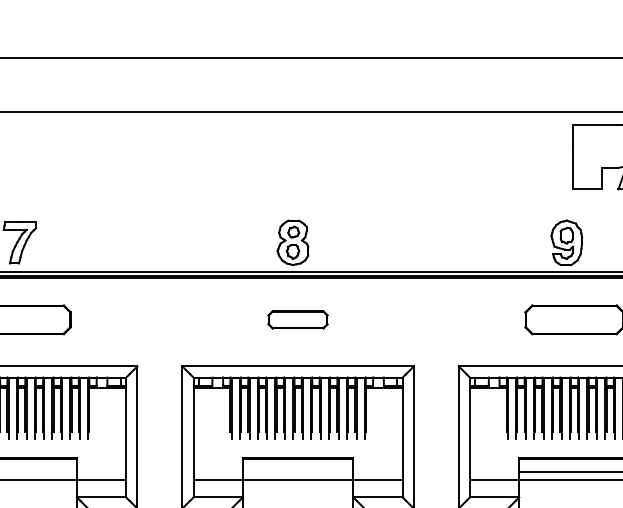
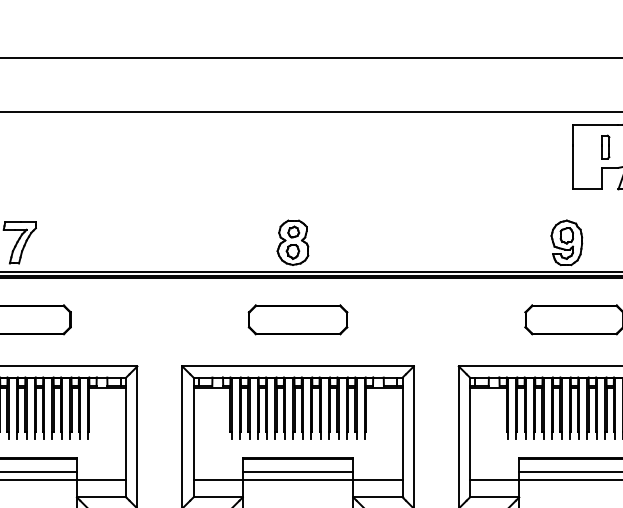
part: none -> present (605, 146)
part size: 62x20 px -> 102x32 px (297, 319)
line: none -> present (39, 471)
line: none -> present (297, 471)
